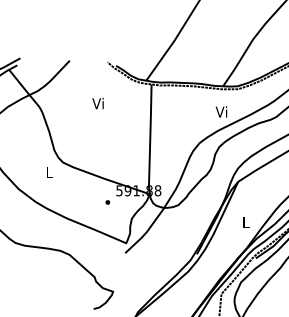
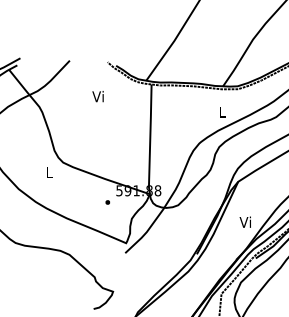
text position: (97, 103) -> (97, 96) (97, 96)
text: Vi -> L (221, 111)
text: L -> Vi (244, 221)
